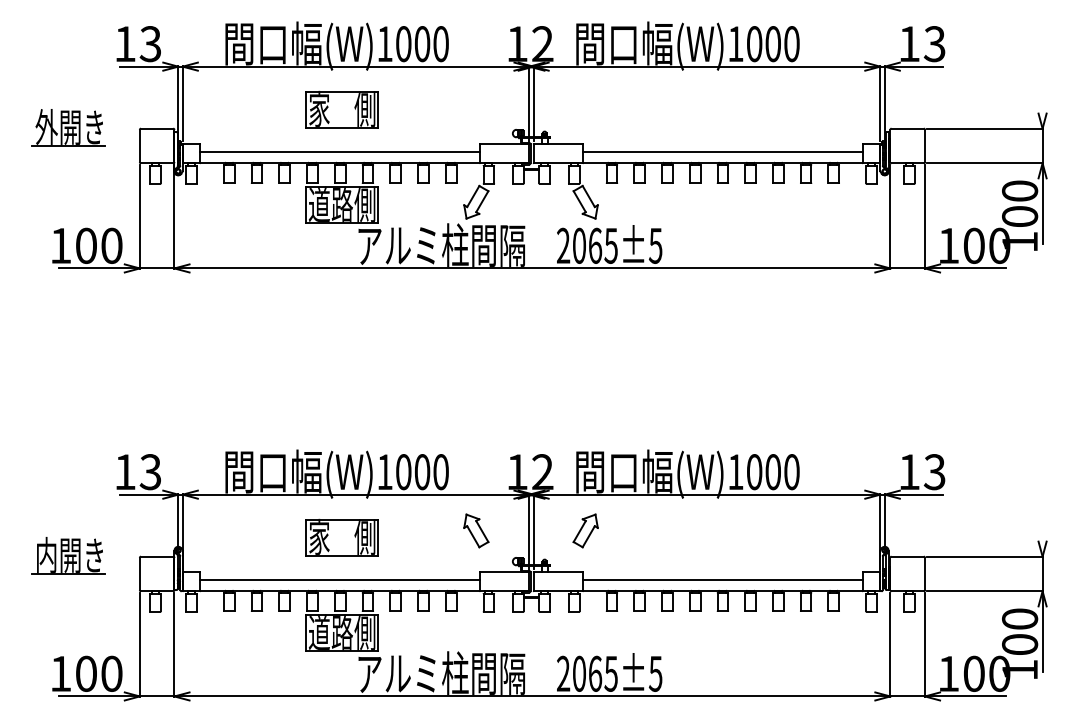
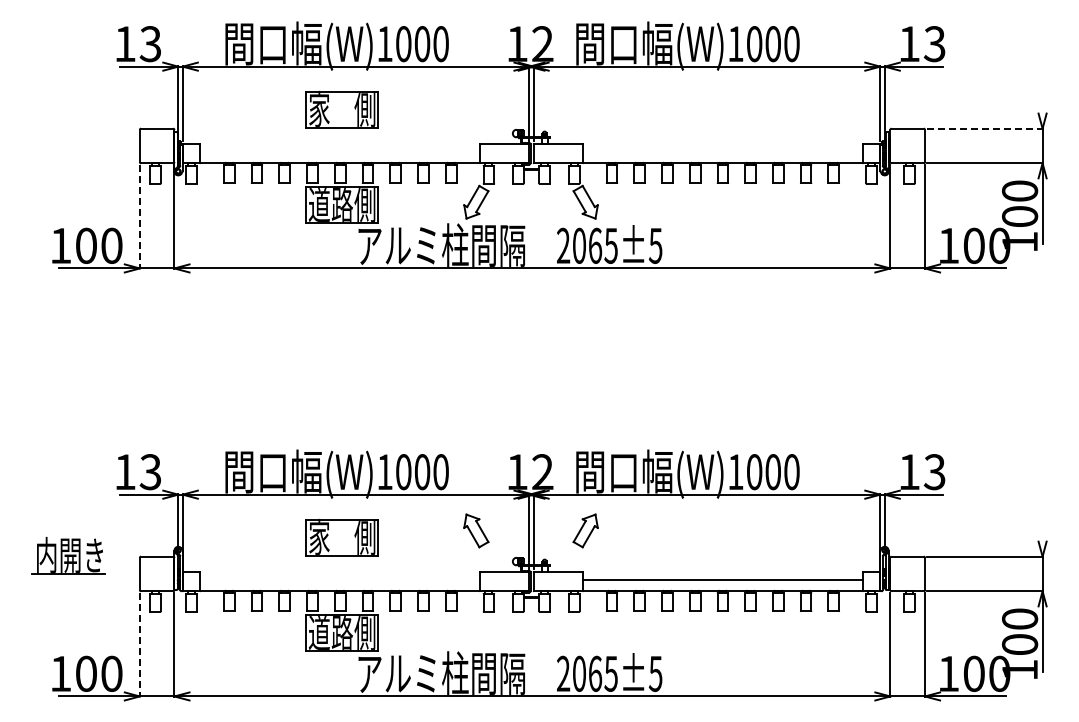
part: present -> none (68, 127)
line: solid -> dashed (985, 128)
line: present -> none (340, 152)
line: present -> none (722, 152)
line: solid -> dashed (139, 216)
line: present -> none (340, 580)
line: solid -> dashed (139, 644)
